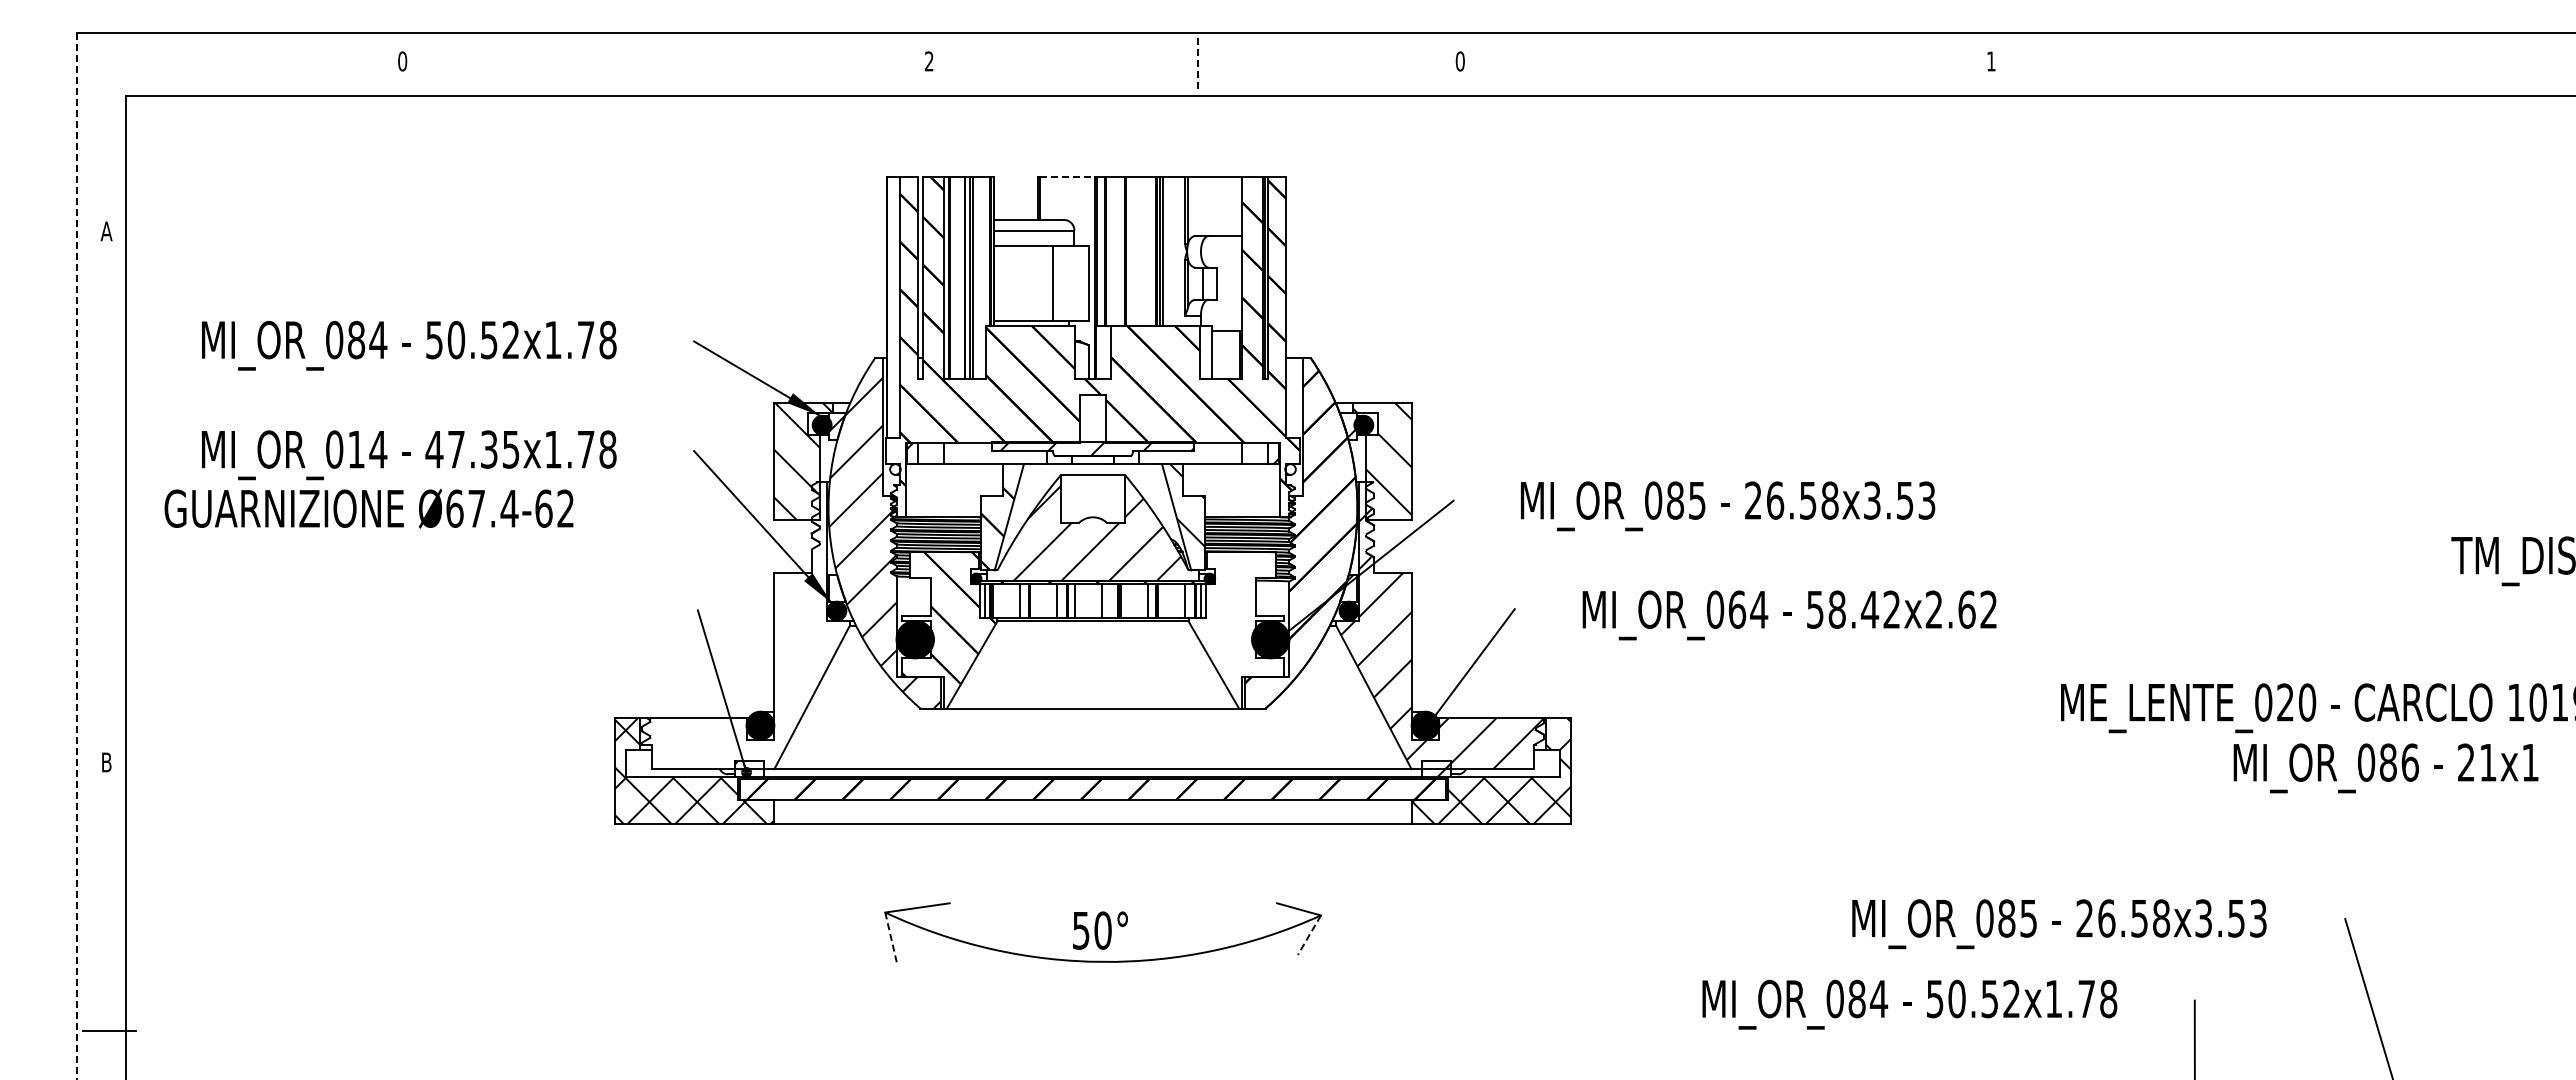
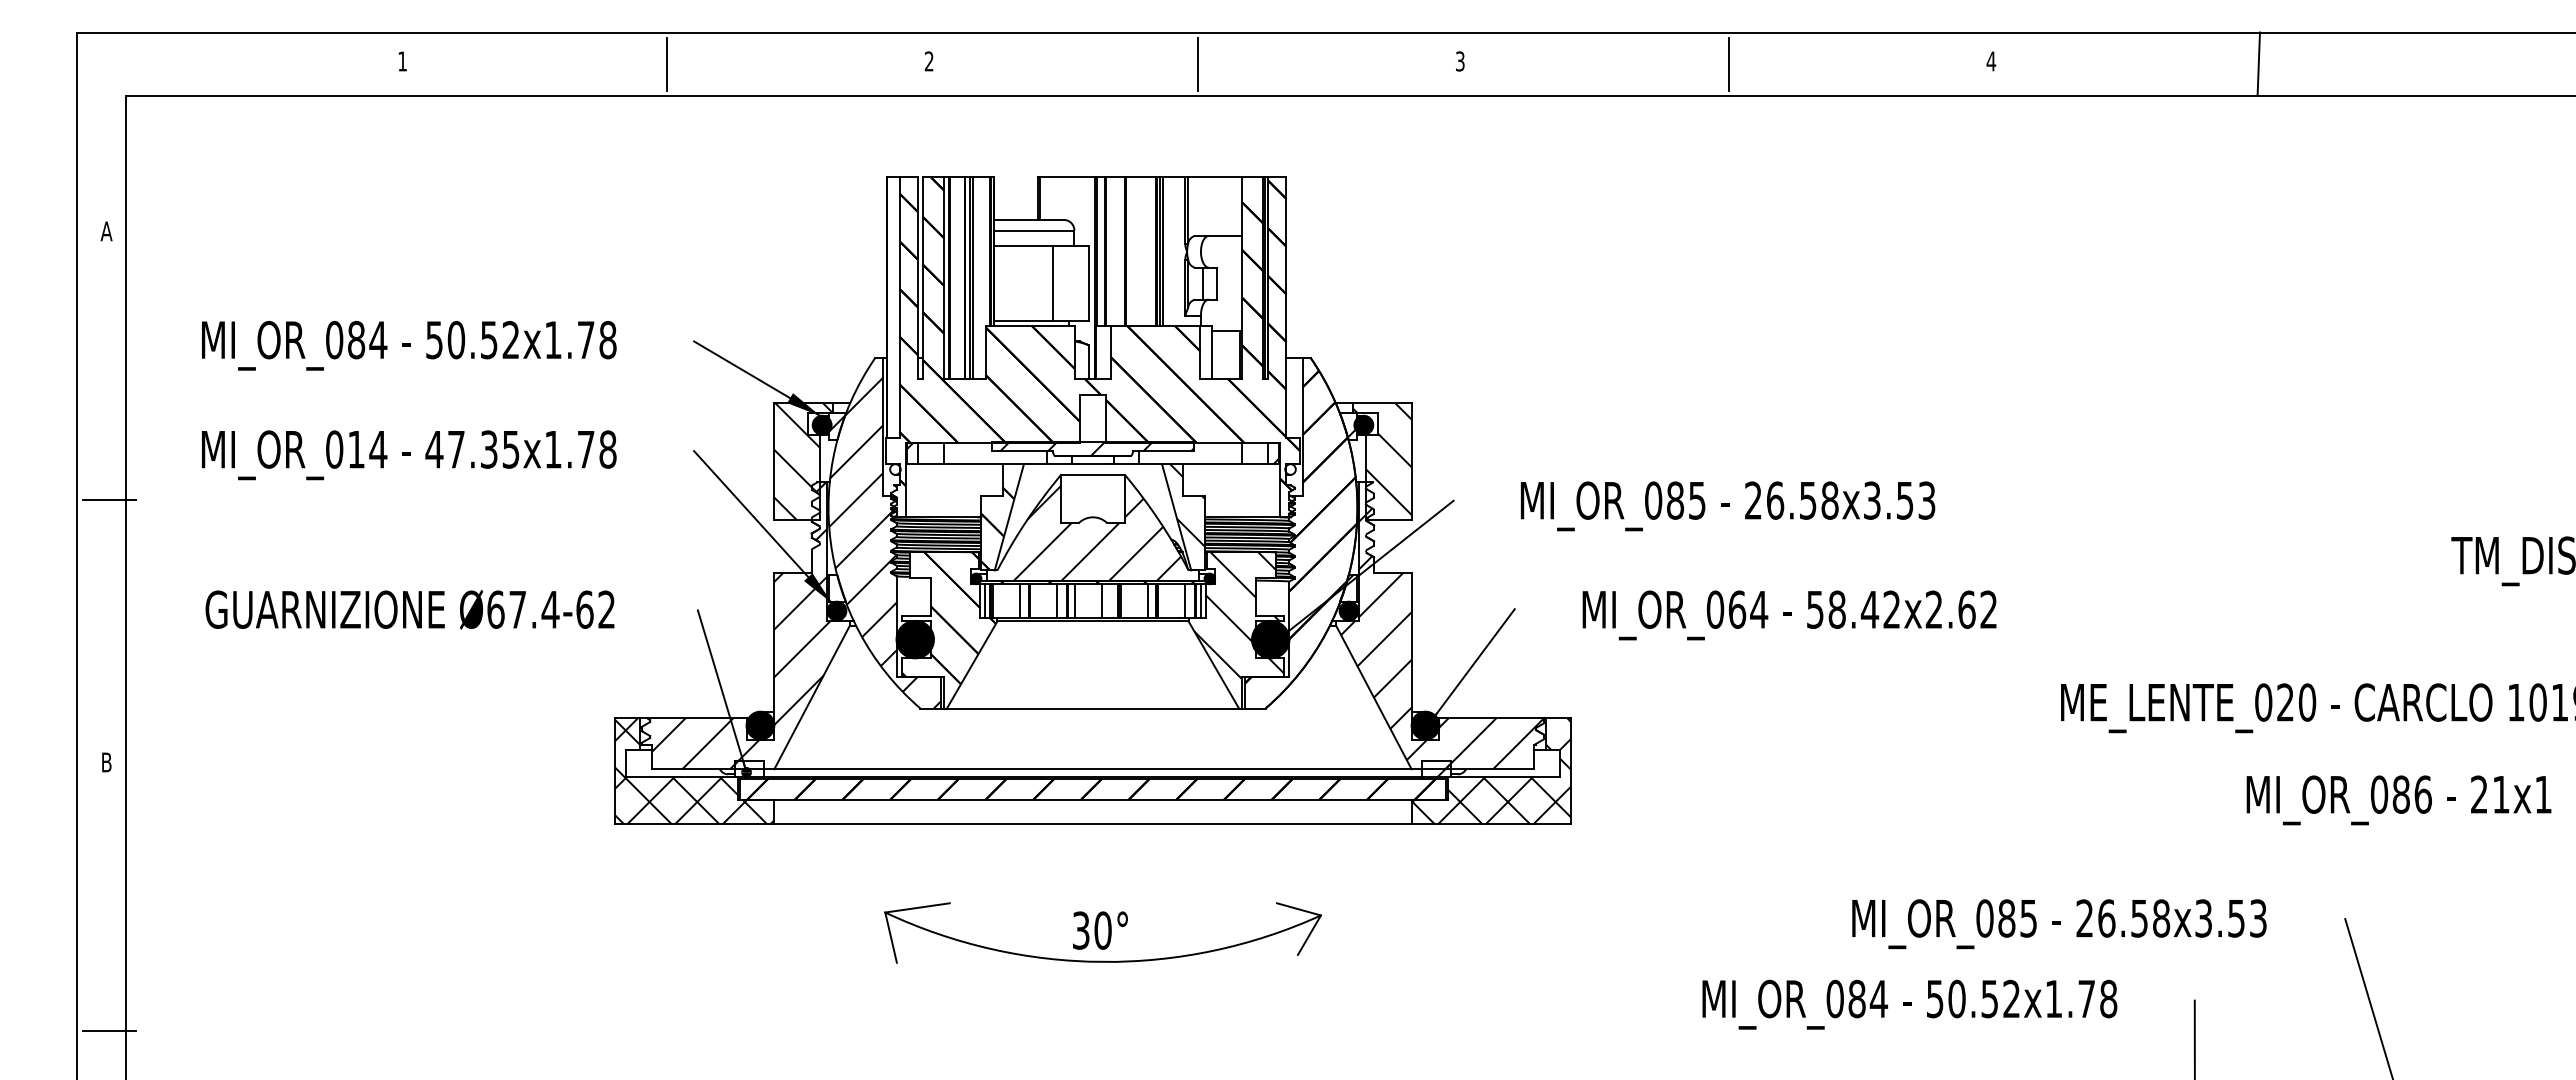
text: 0 -> 1 (402, 61)
text: 0 -> 3 (1459, 61)
text: 1 -> 4 (1991, 61)
line: none -> present (666, 63)
line: none -> present (1728, 63)
line: none -> present (2258, 63)
line: dashed -> solid (1197, 64)
line: dashed -> solid (1068, 177)
line: none -> present (108, 499)
text position: (368, 508) -> (409, 609) (409, 609)
line: dashed -> solid (77, 556)
hatch: none -> present (1239, 615)
hatch: none -> present (741, 625)
text position: (2385, 768) -> (2398, 800) (2398, 800)
text: 50° -> 30° (1081, 930)
line: dashed -> solid (1309, 935)
line: dashed -> solid (891, 937)
